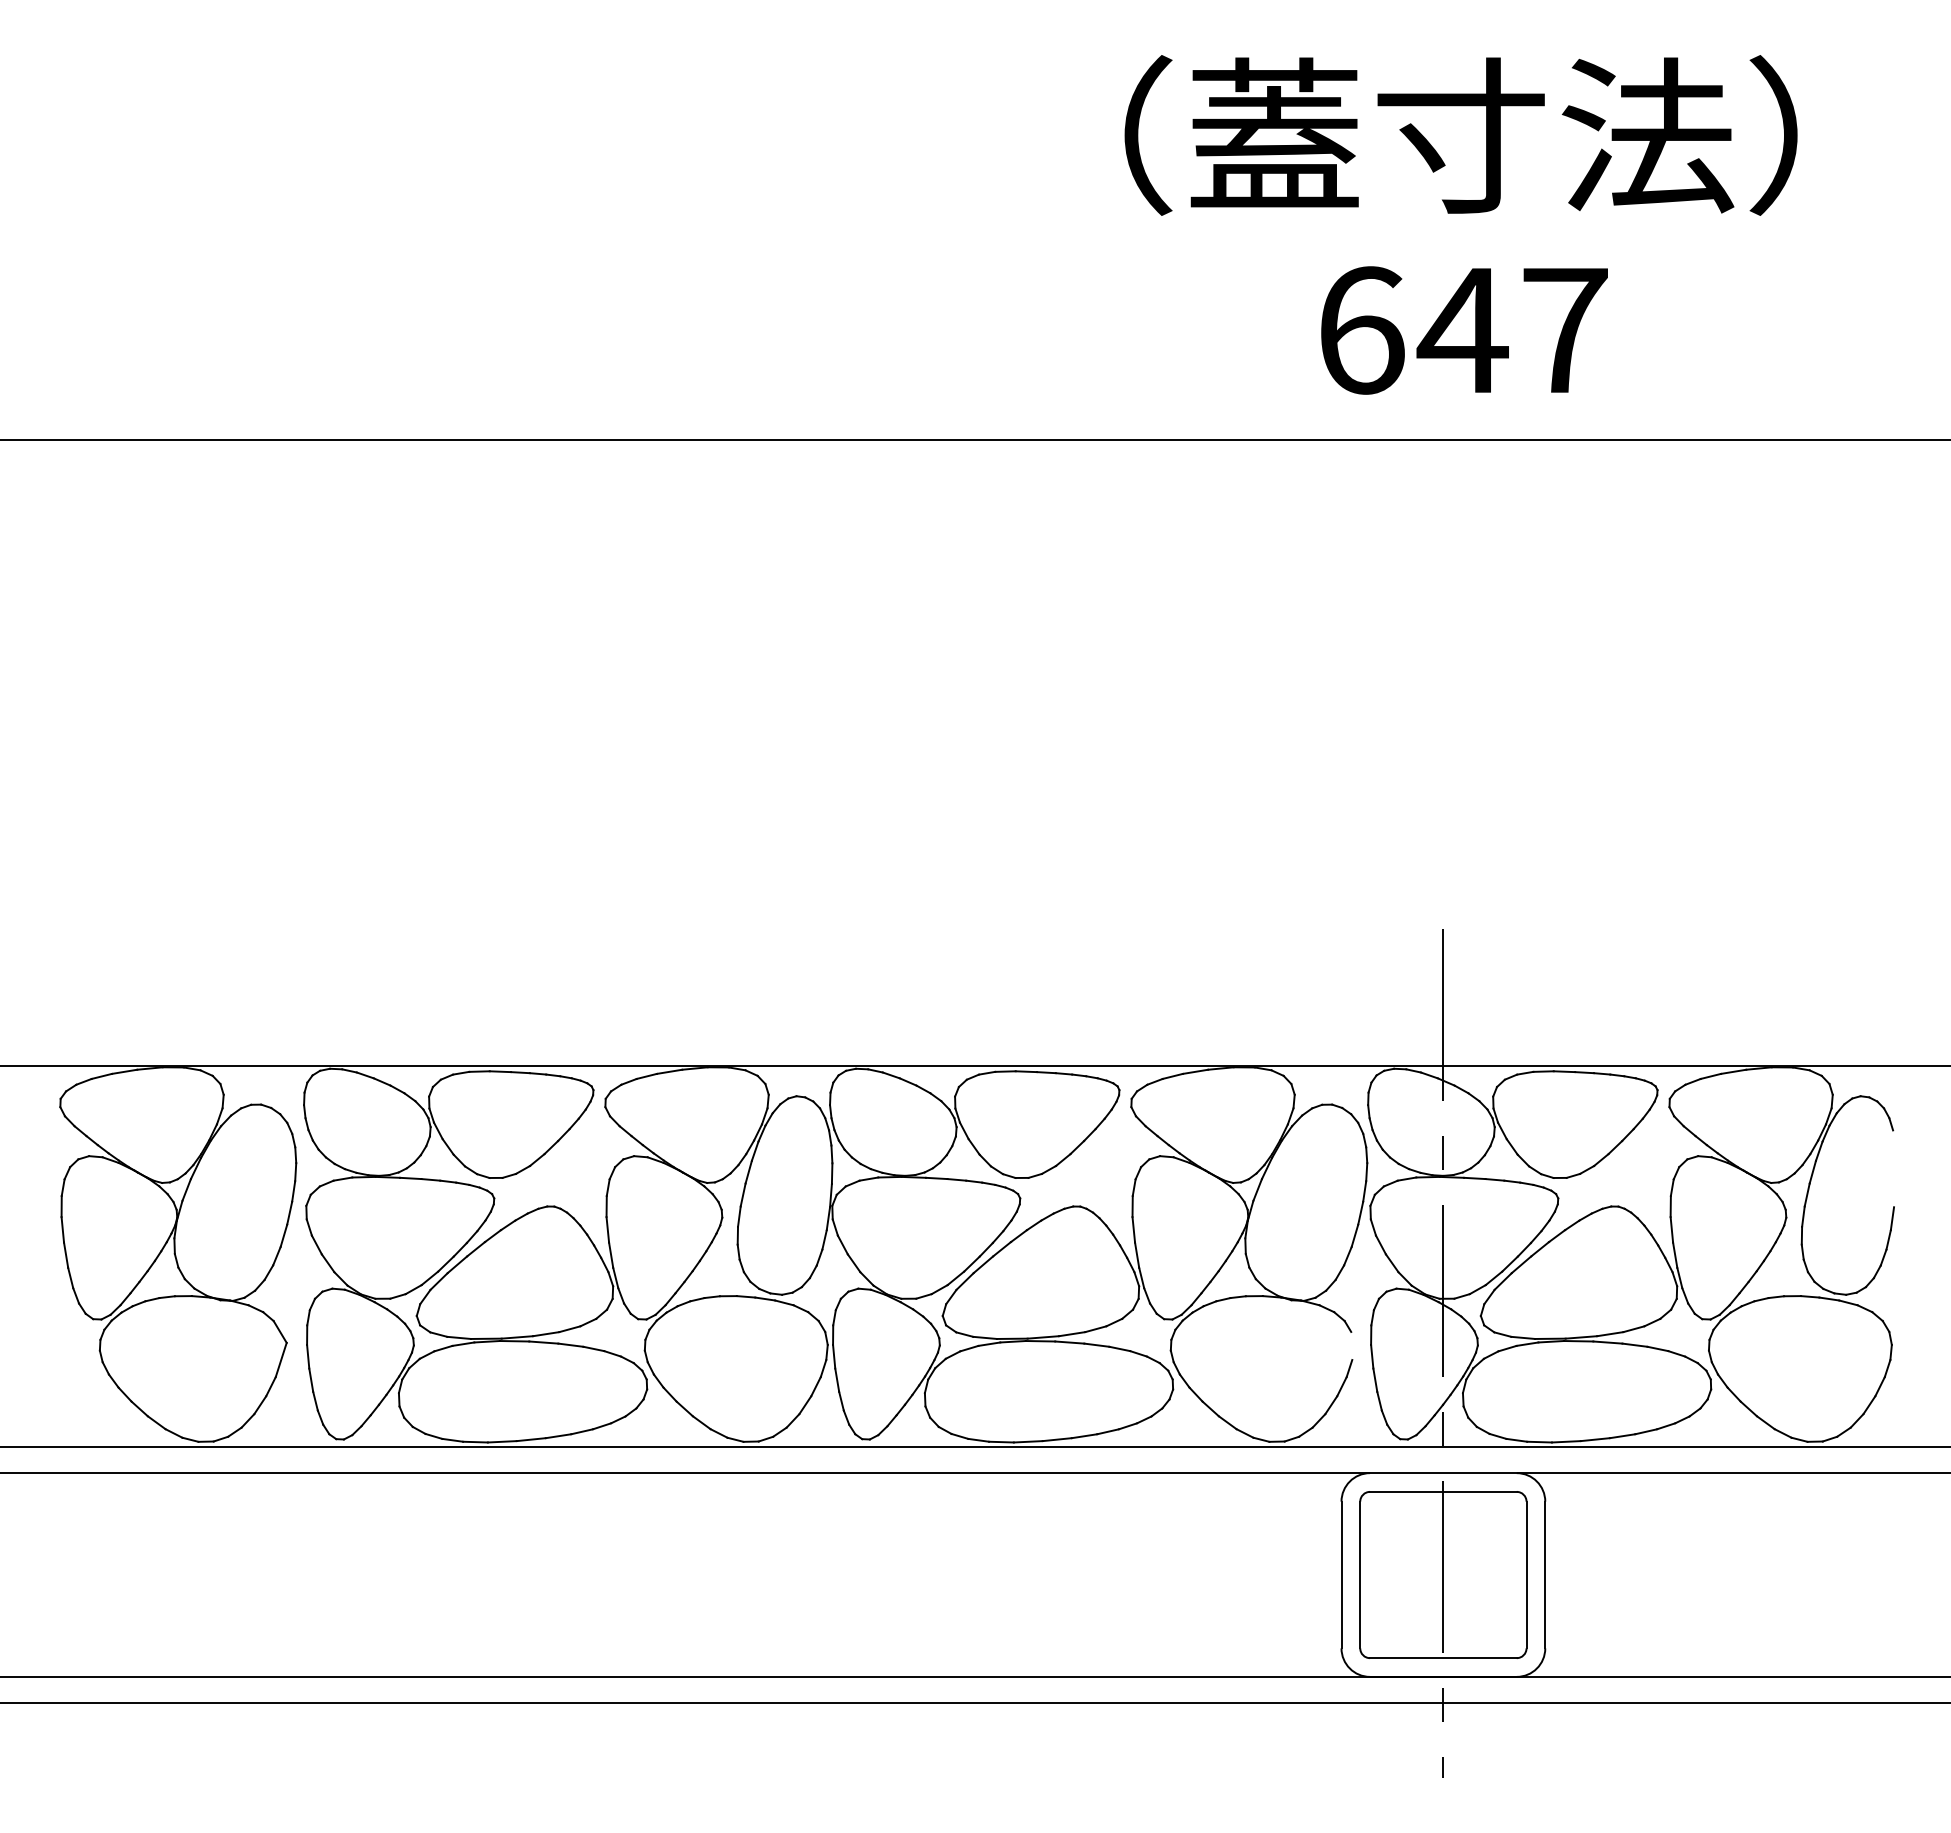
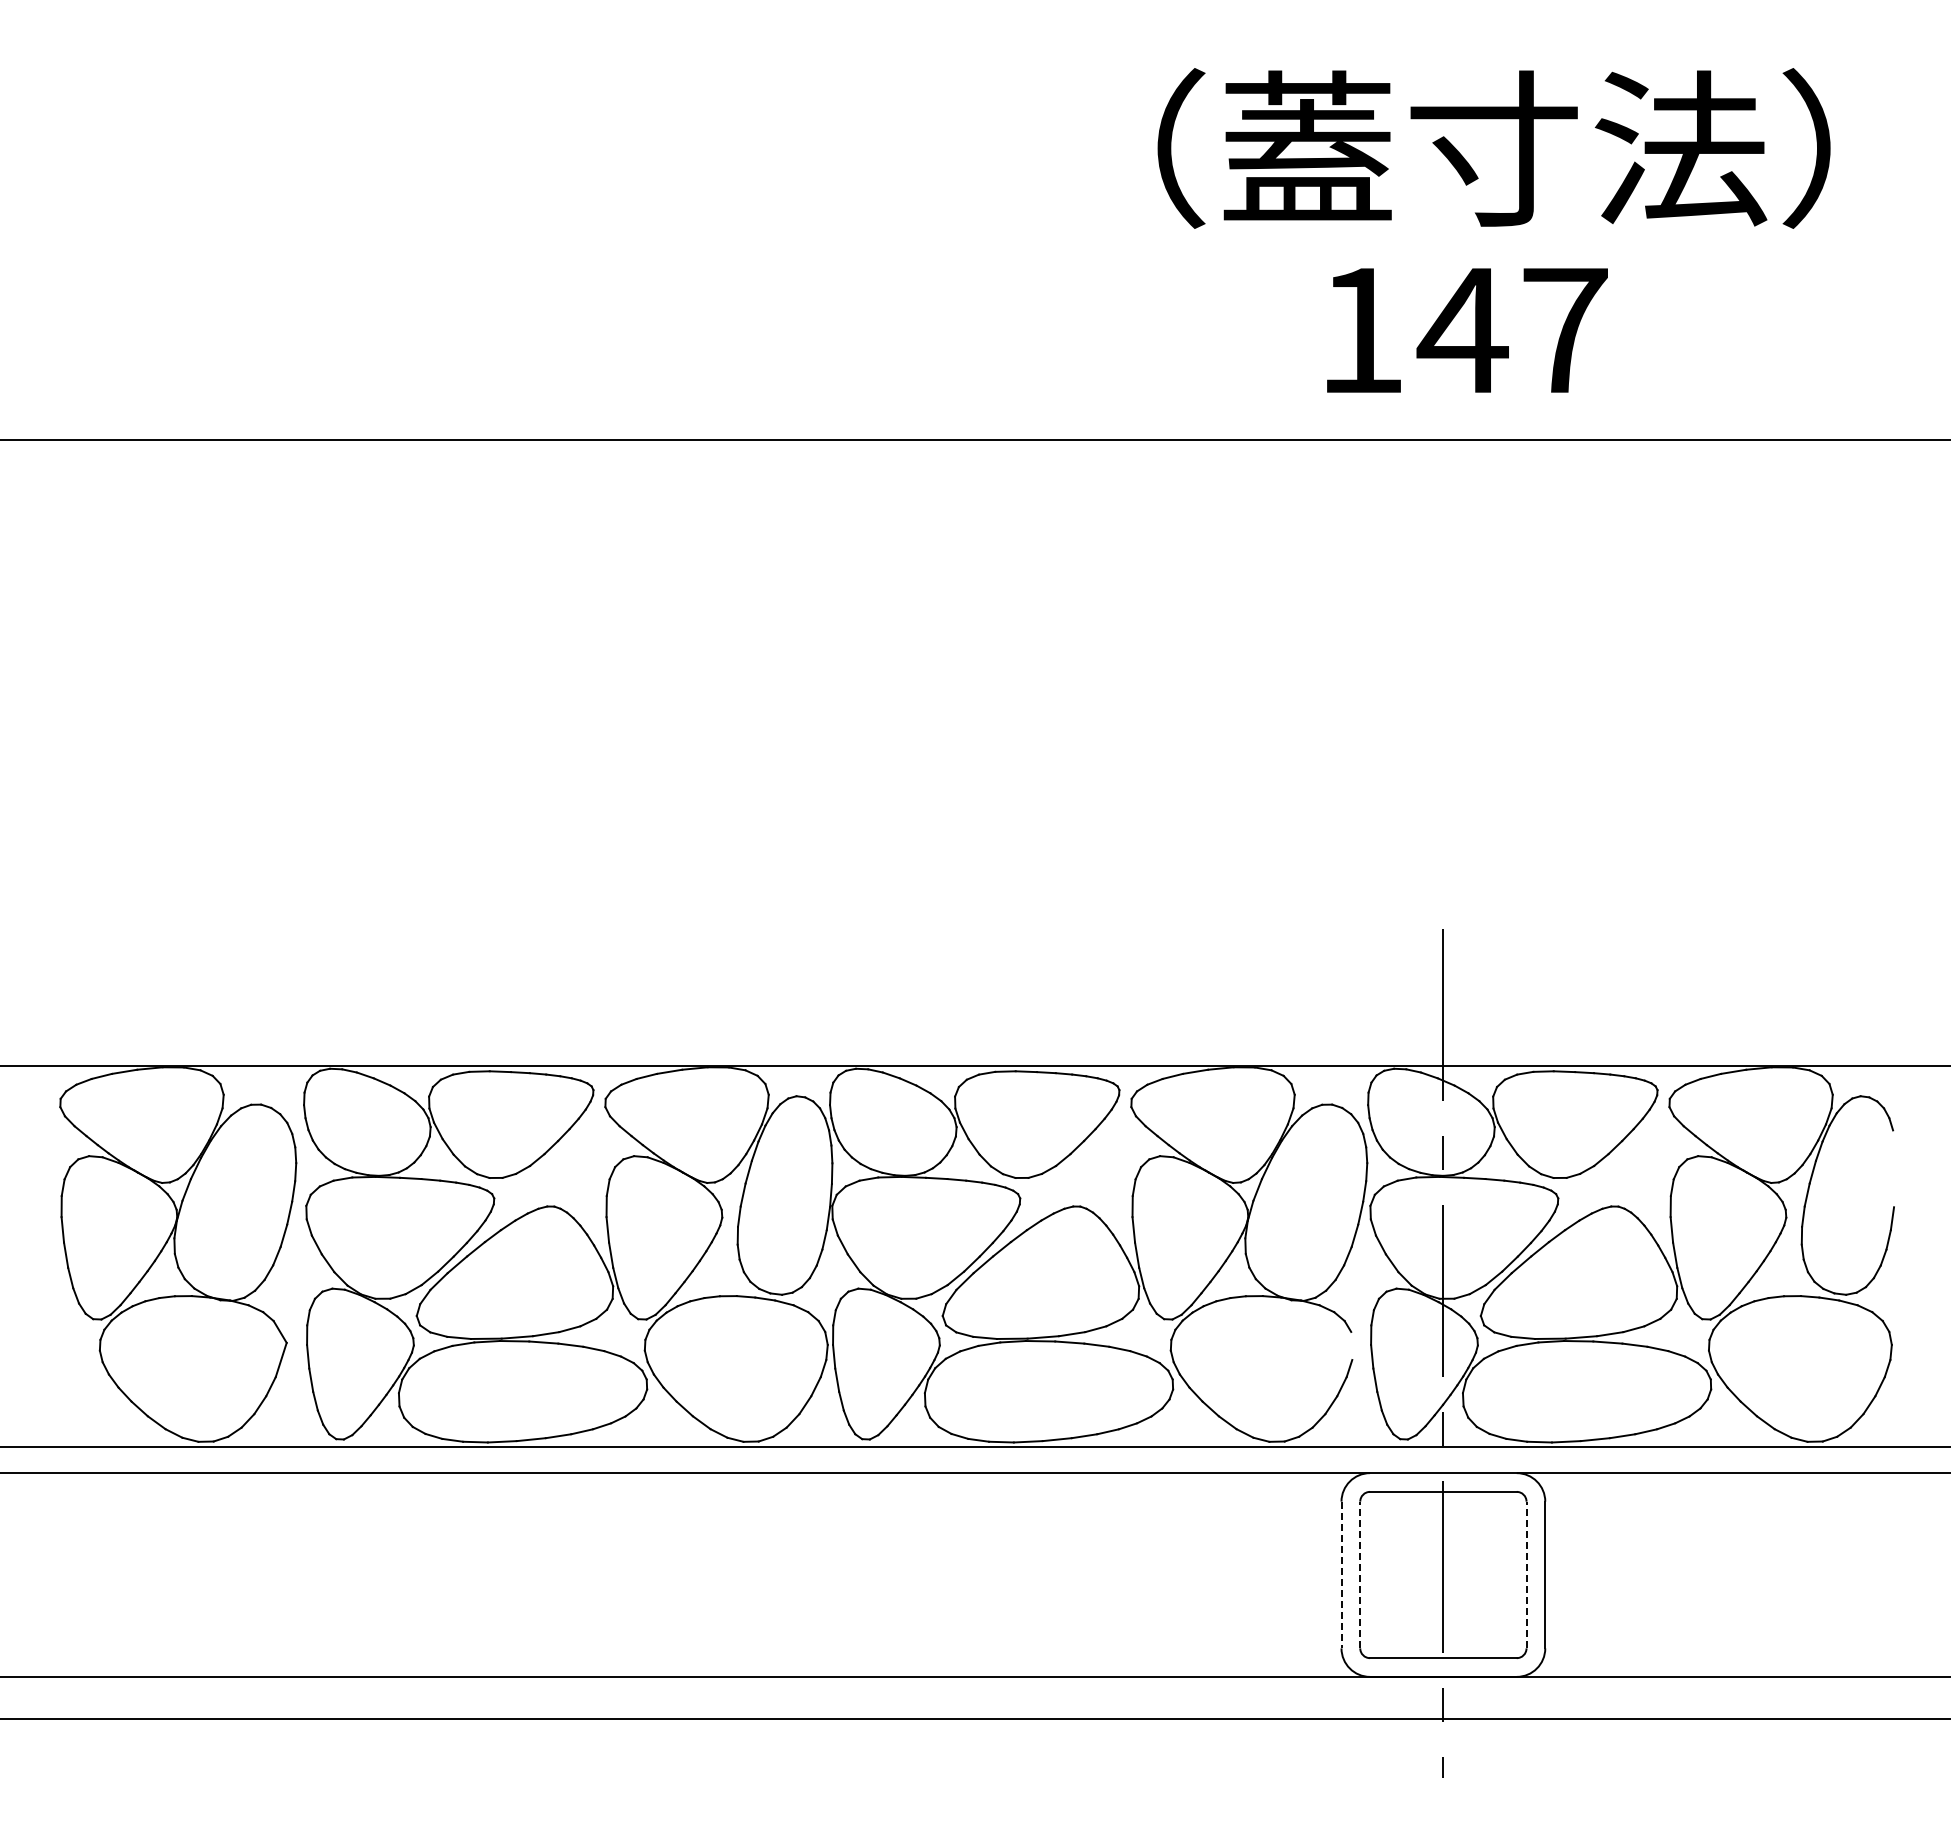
text position: (1460, 135) -> (1493, 148) (1493, 148)
text: 647 -> 147 (1362, 330)
line: solid -> dashed (1360, 1574)
line: solid -> dashed (1526, 1574)
line: solid -> dashed (1341, 1575)
line position: (974, 1702) -> (974, 1718) (974, 1718)
